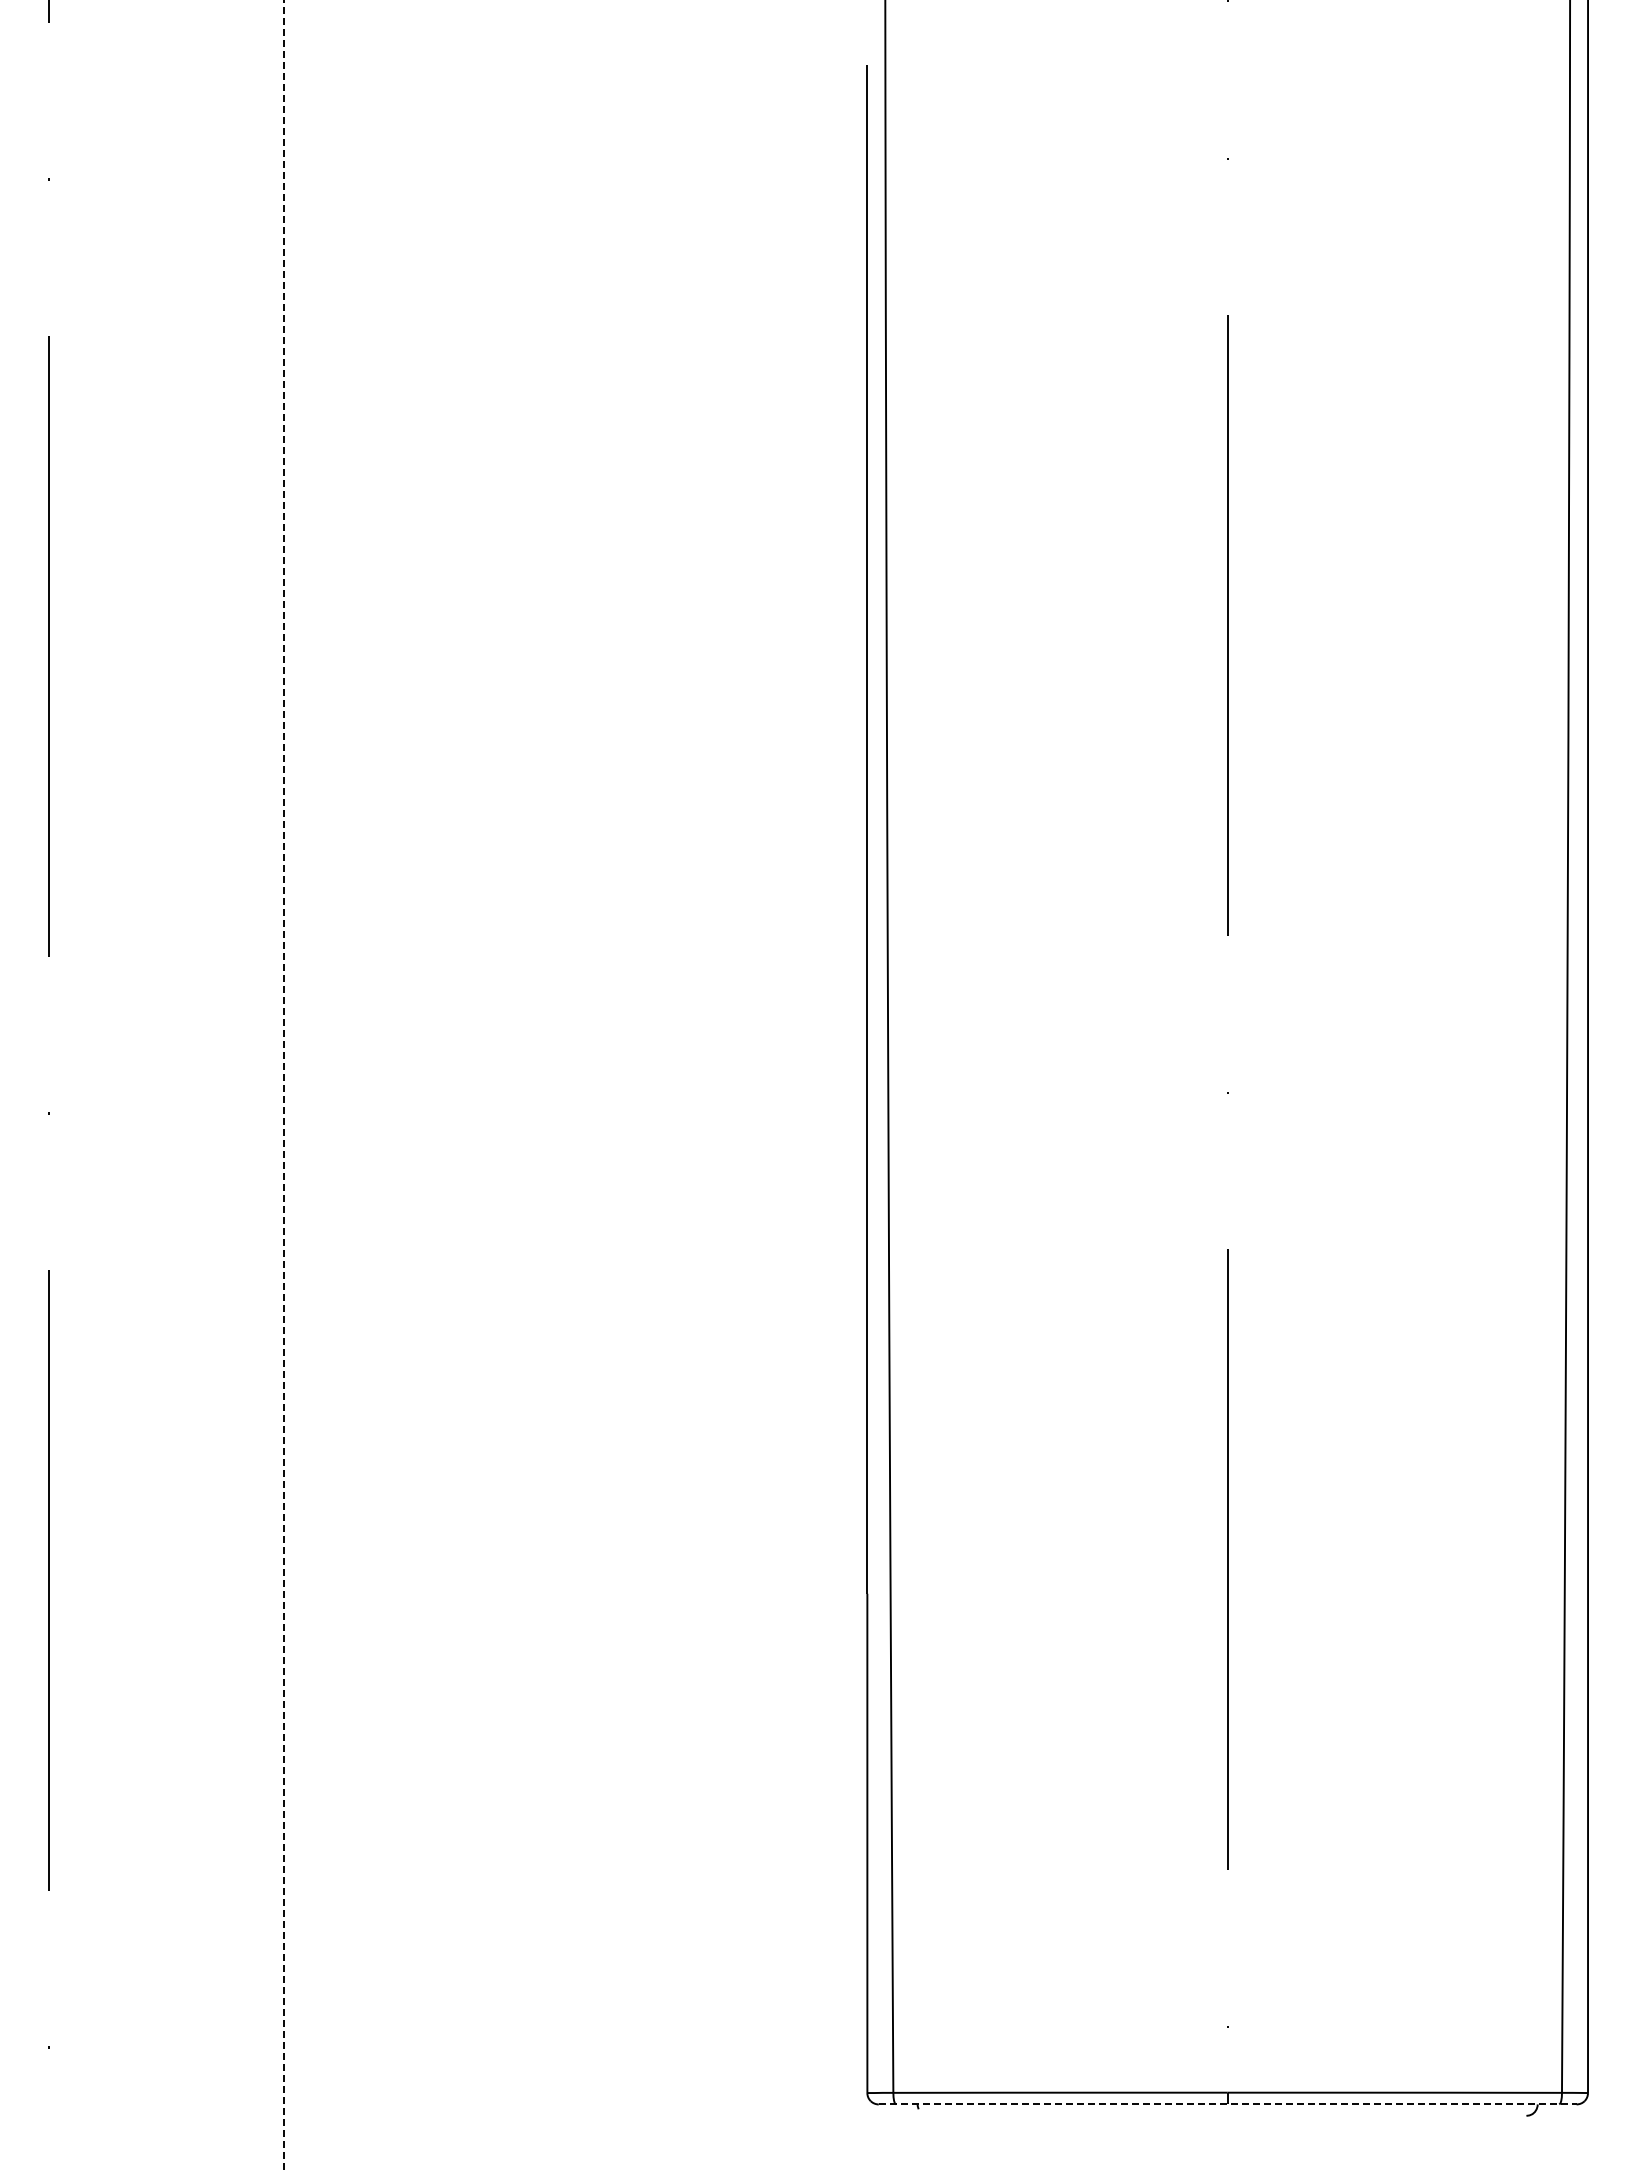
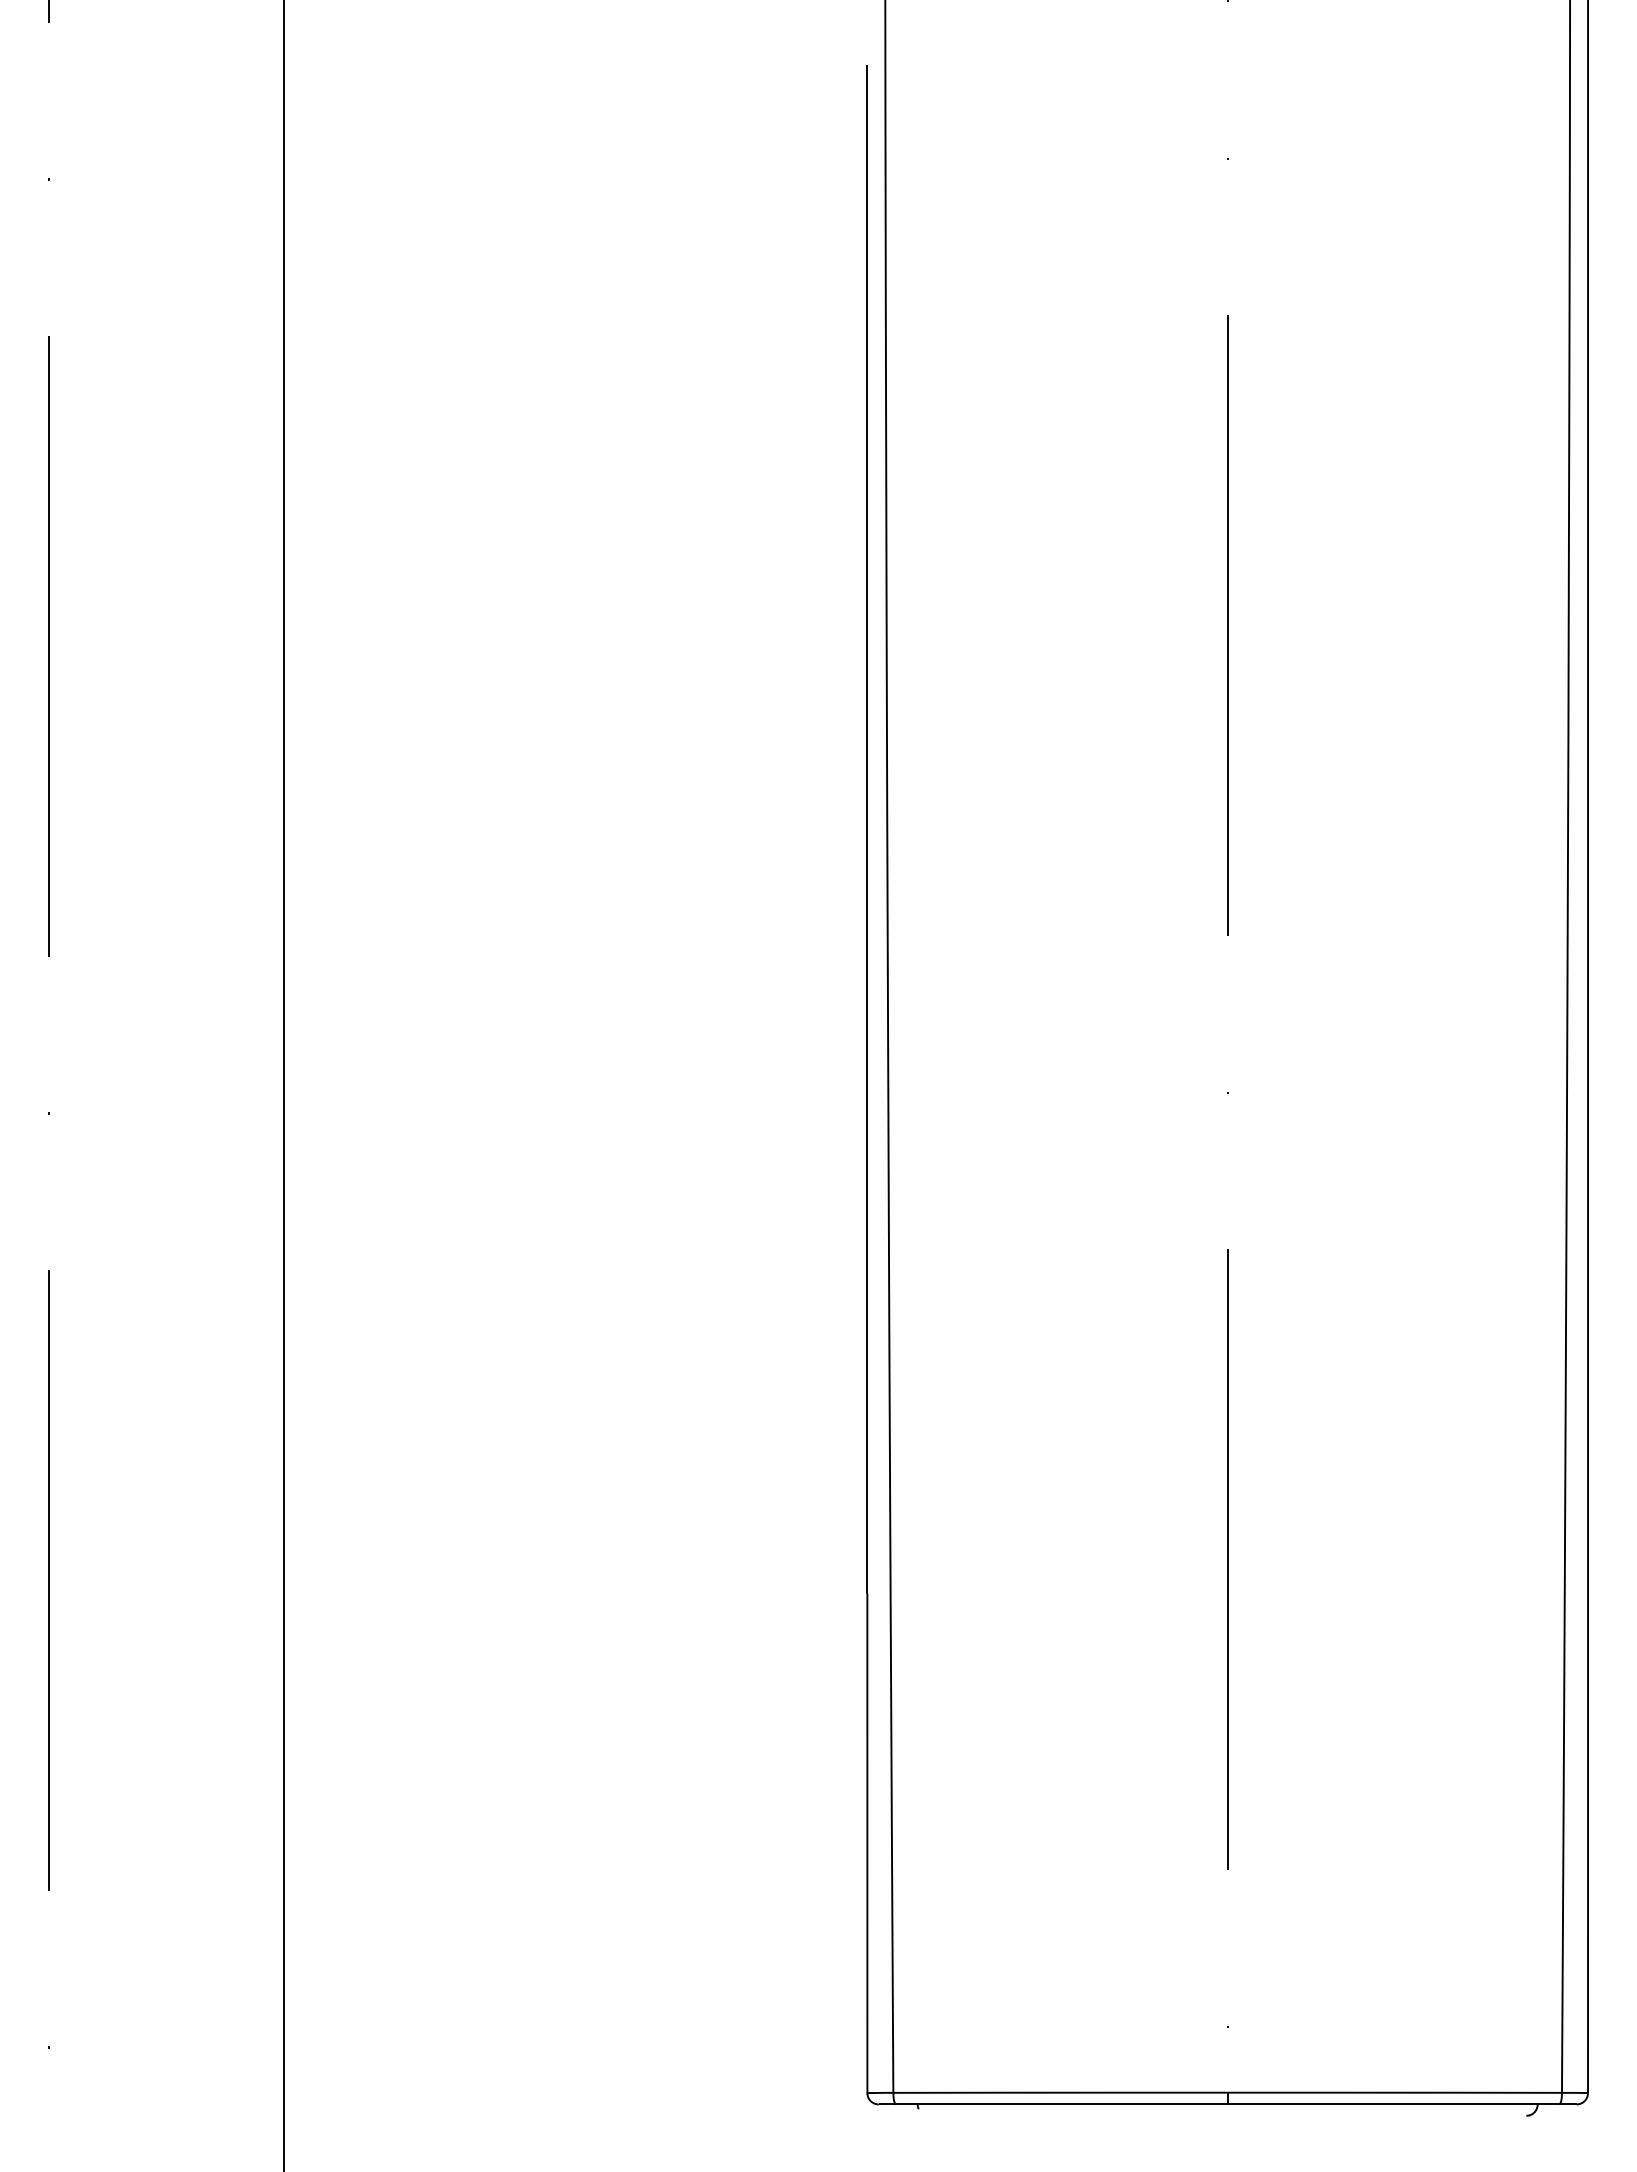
line: dashed -> solid (284, 1085)
line: dashed -> solid (1227, 2104)
